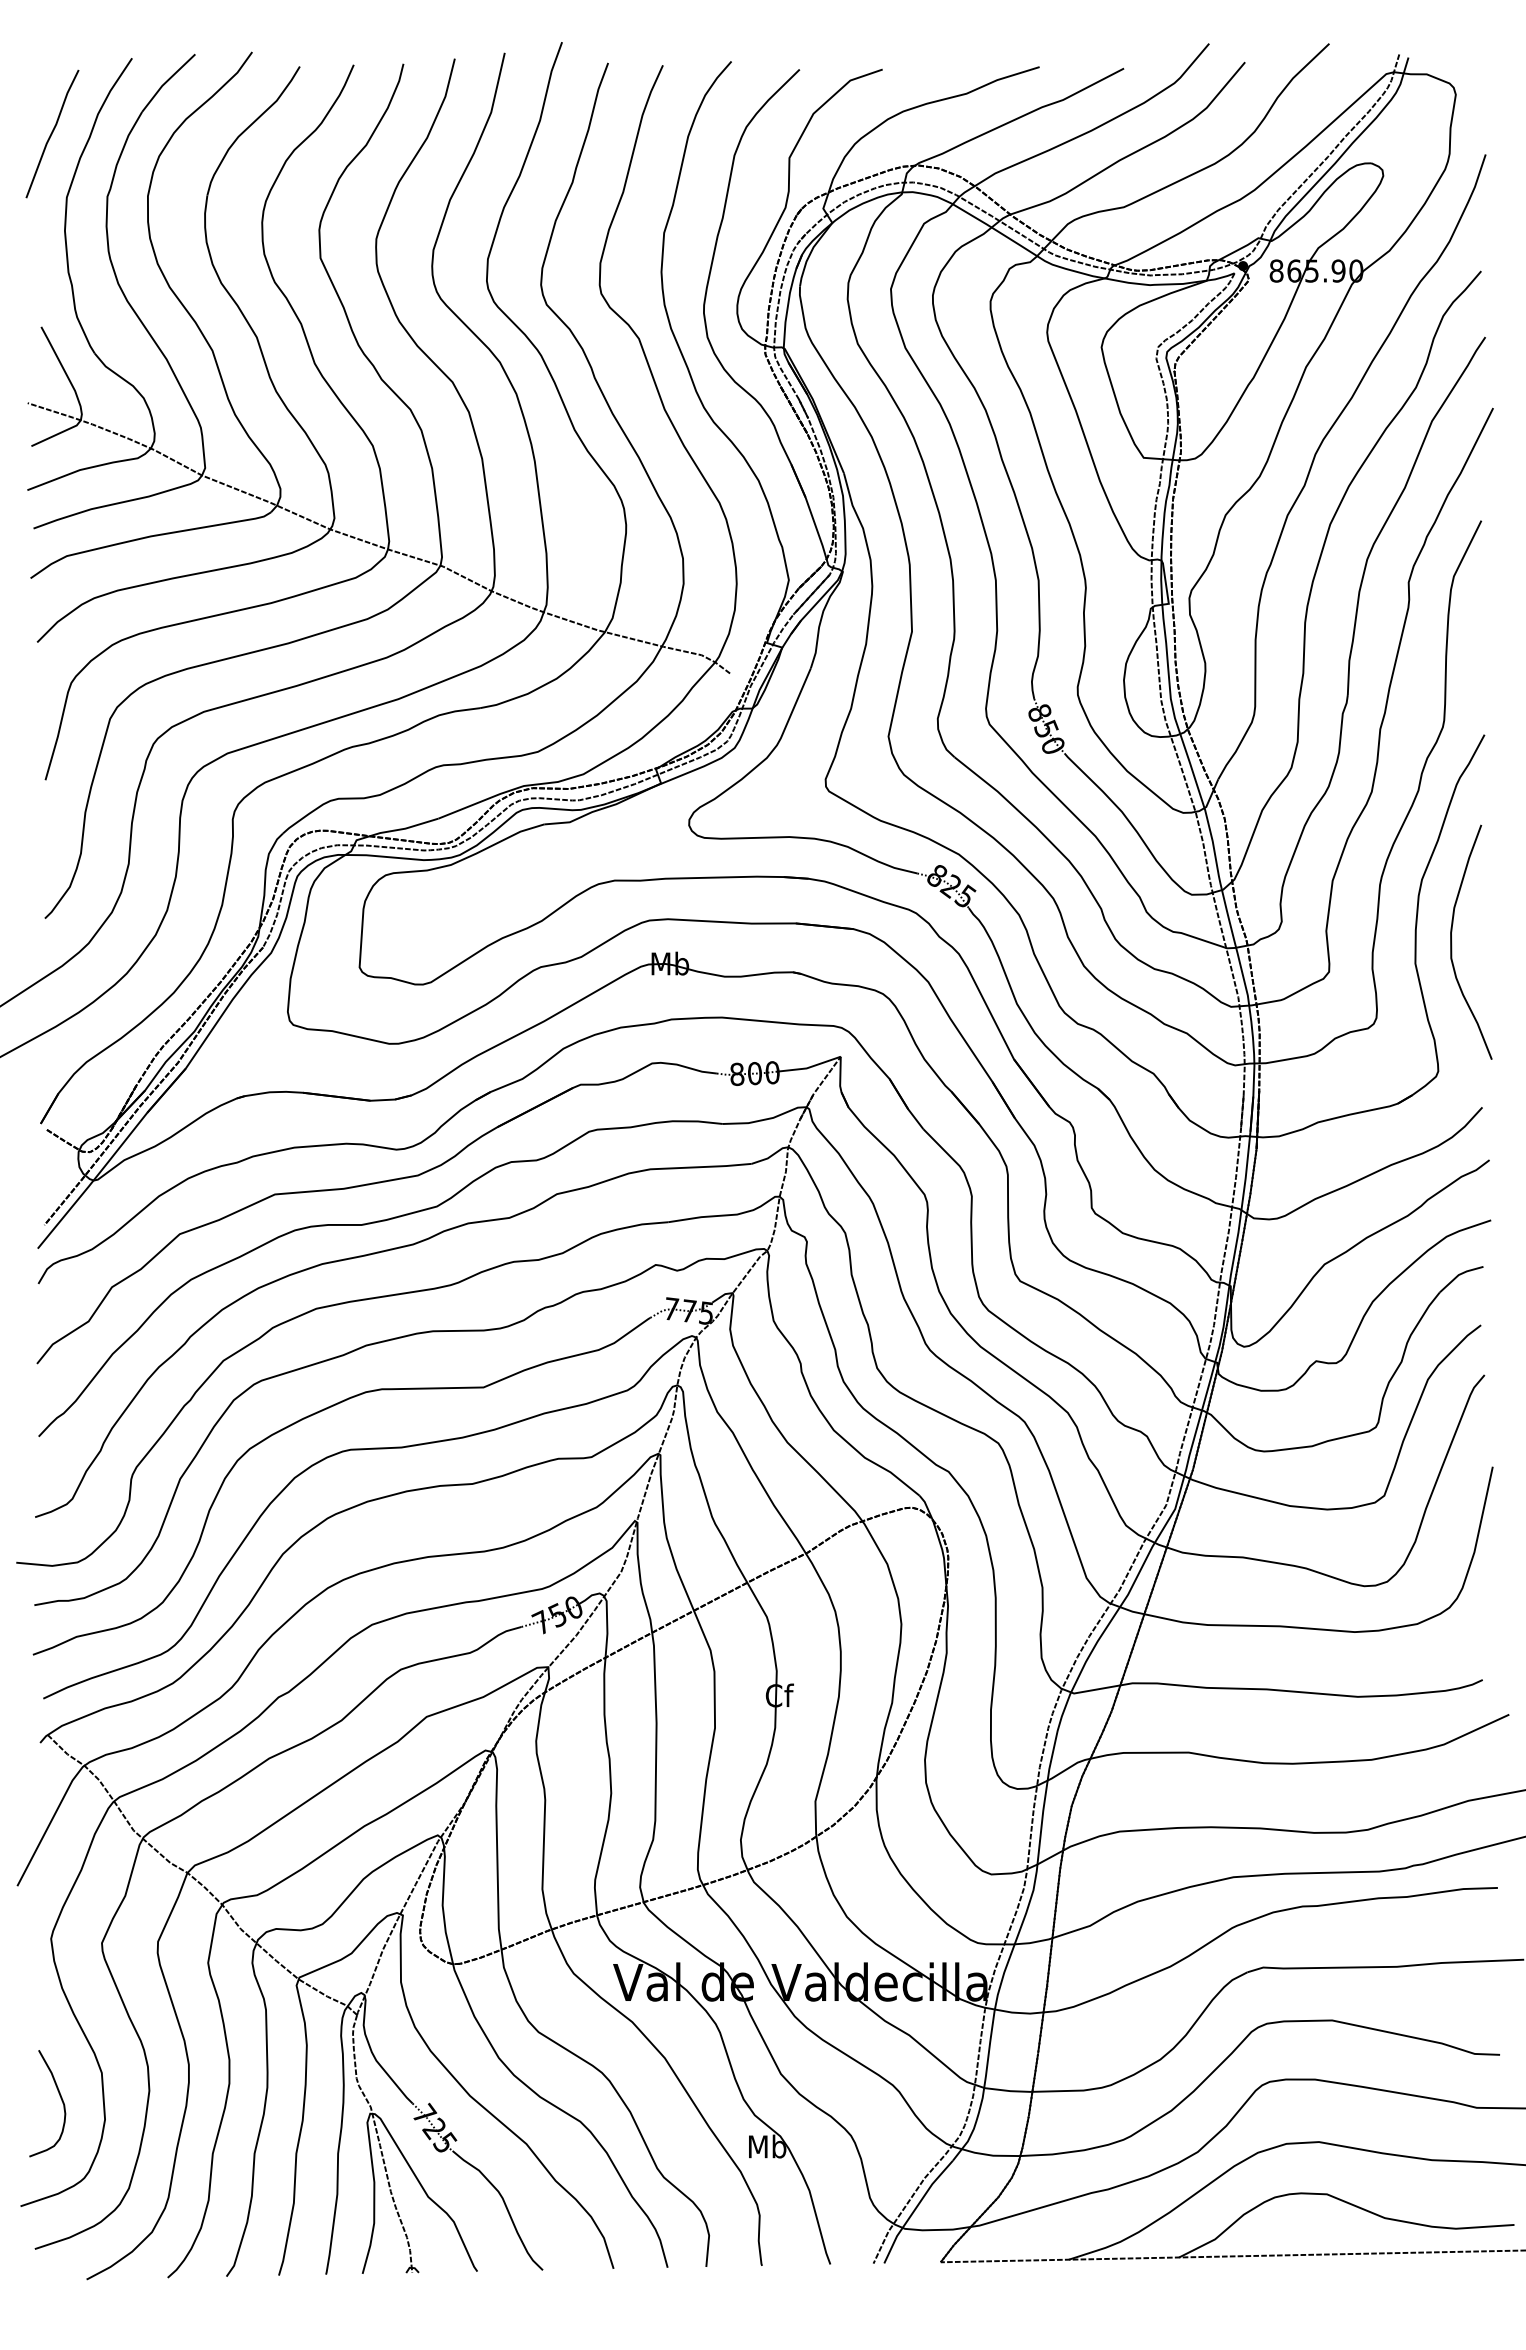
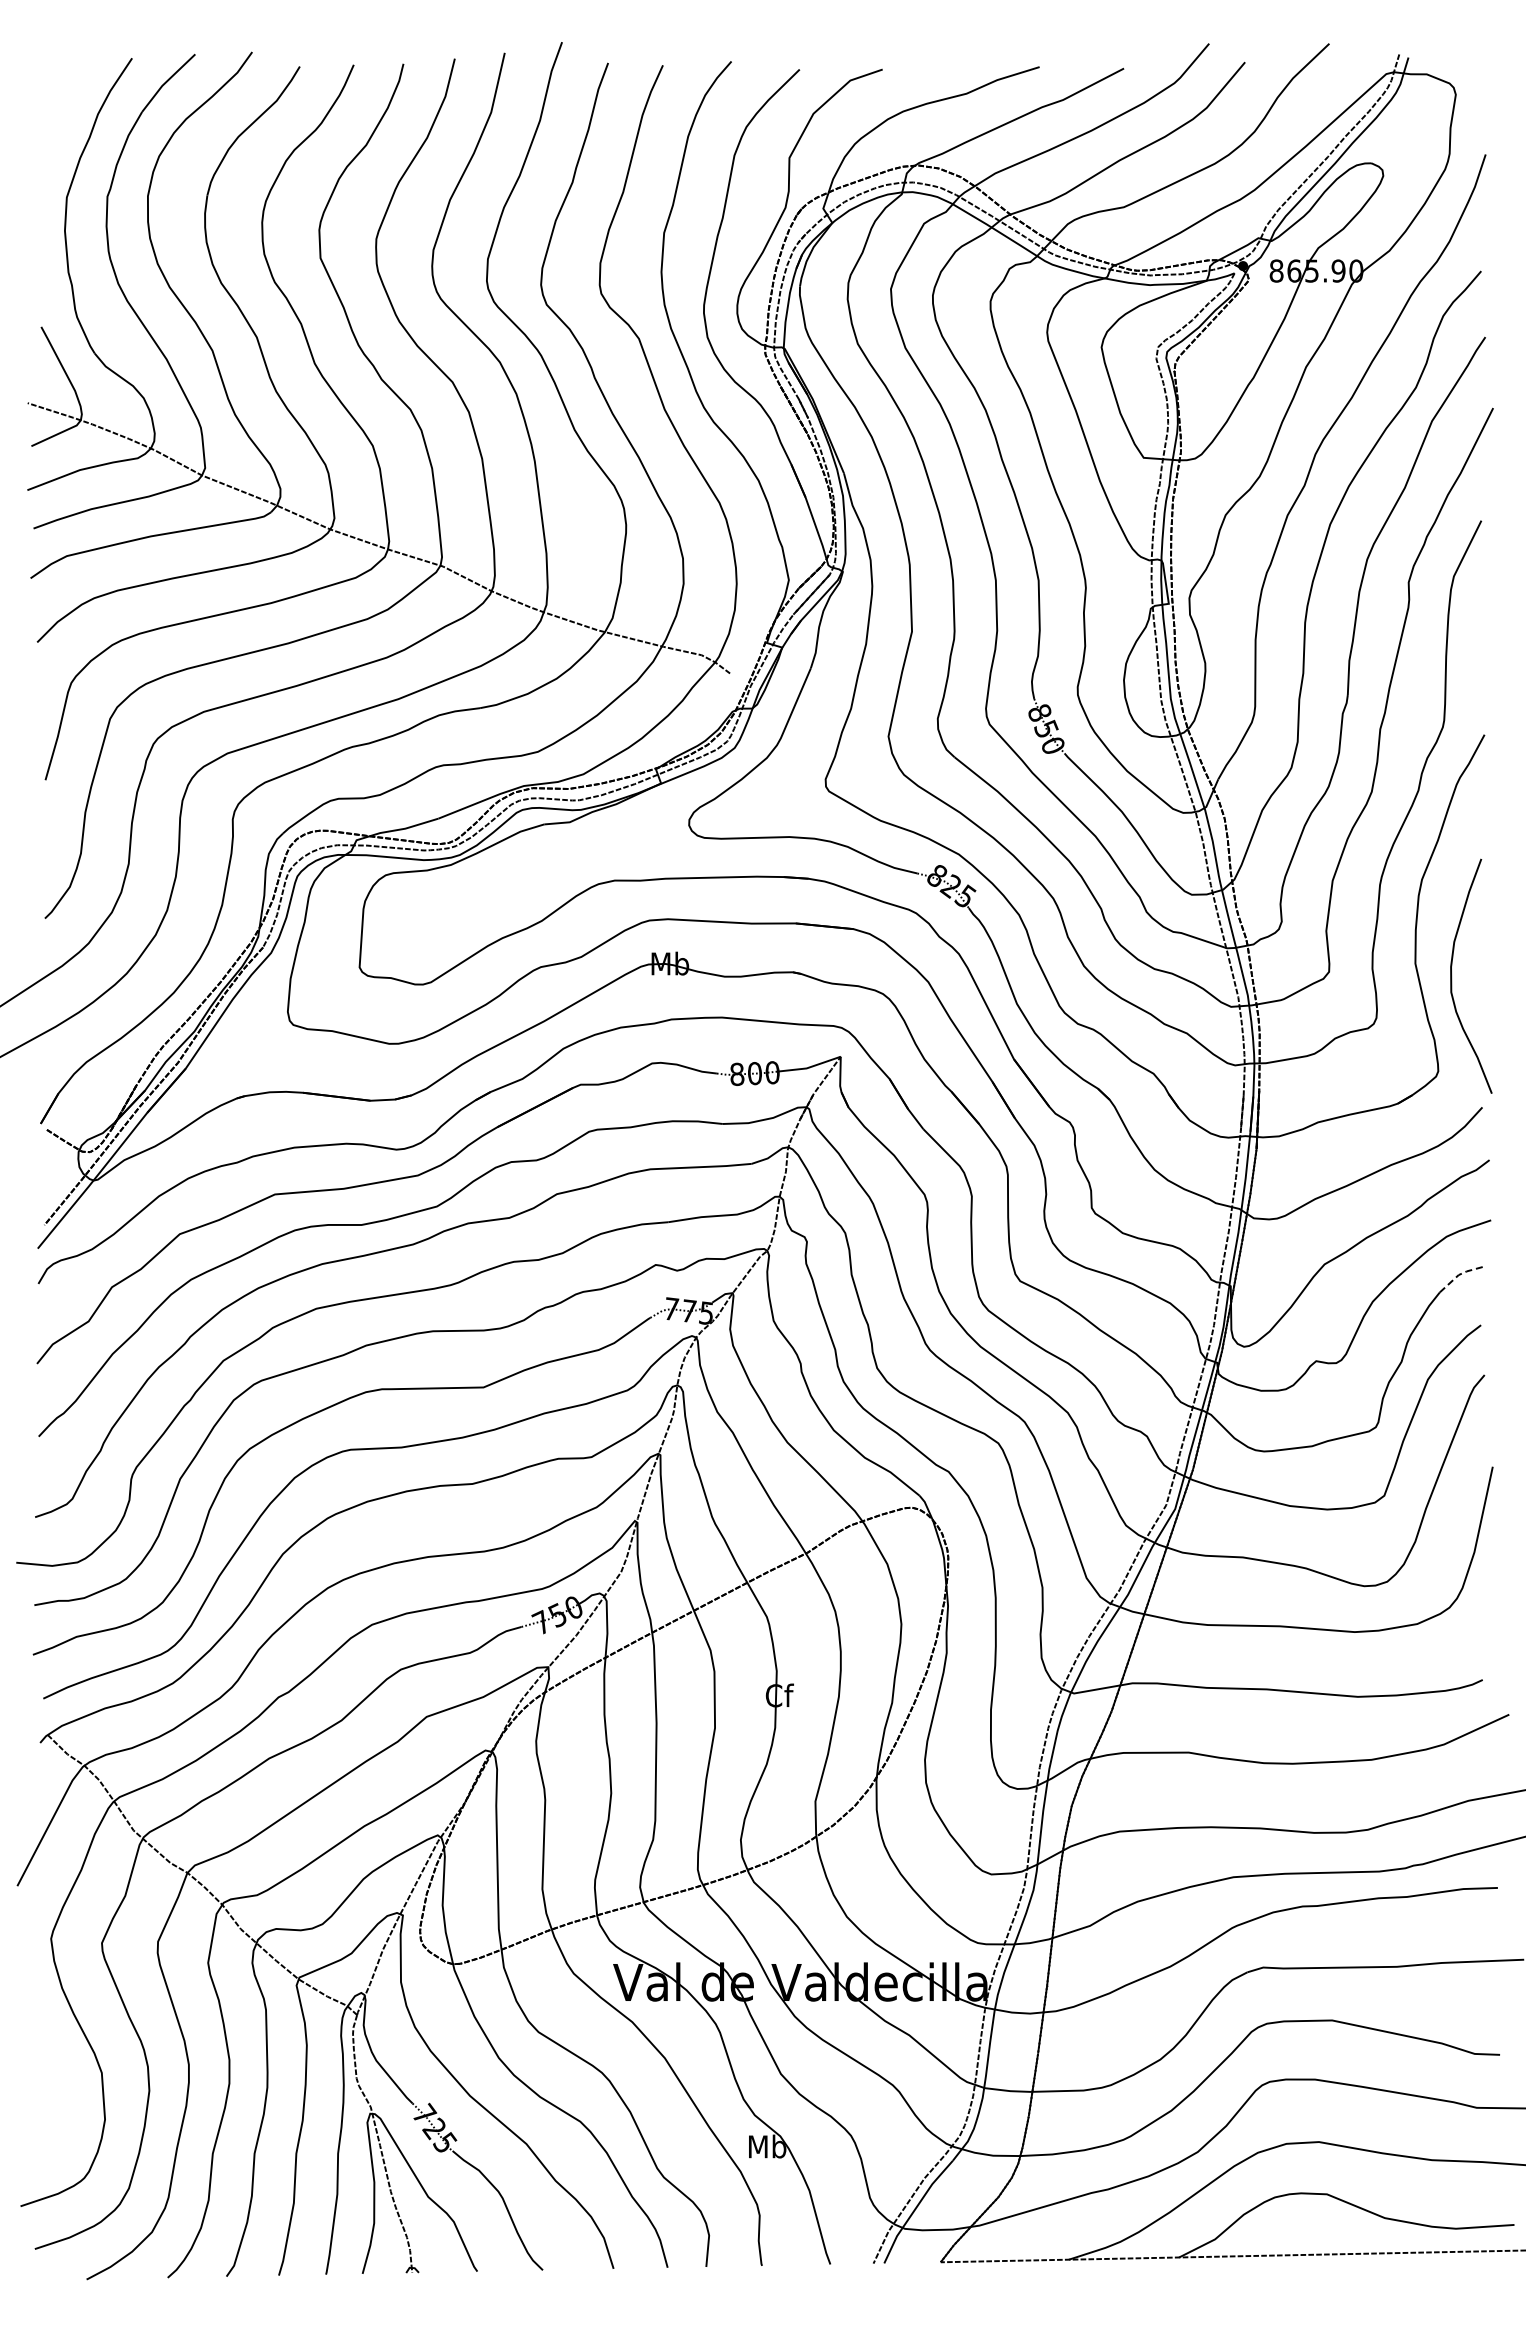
line: present -> none (52, 133)
curve position: (1452, 941) -> (1452, 975) (1452, 975)
line: solid -> dashed (1459, 1274)
curve: present -> none (59, 2096)
